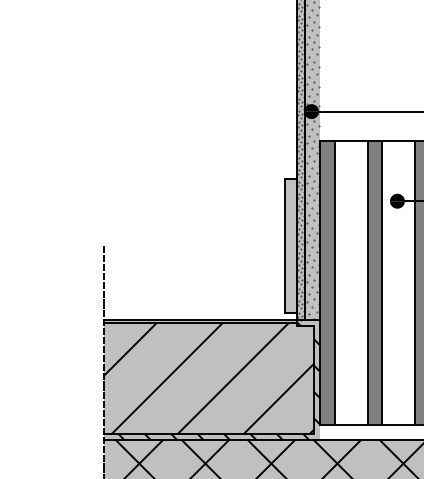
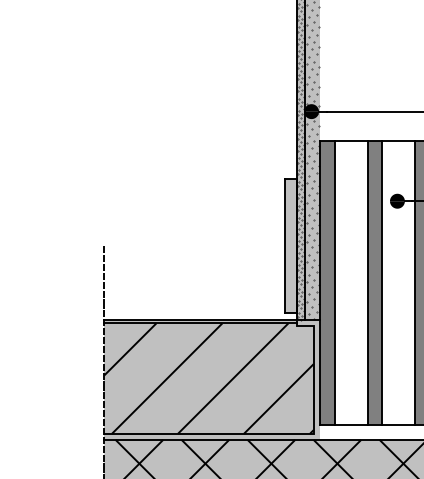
hatch: present -> none (218, 380)
